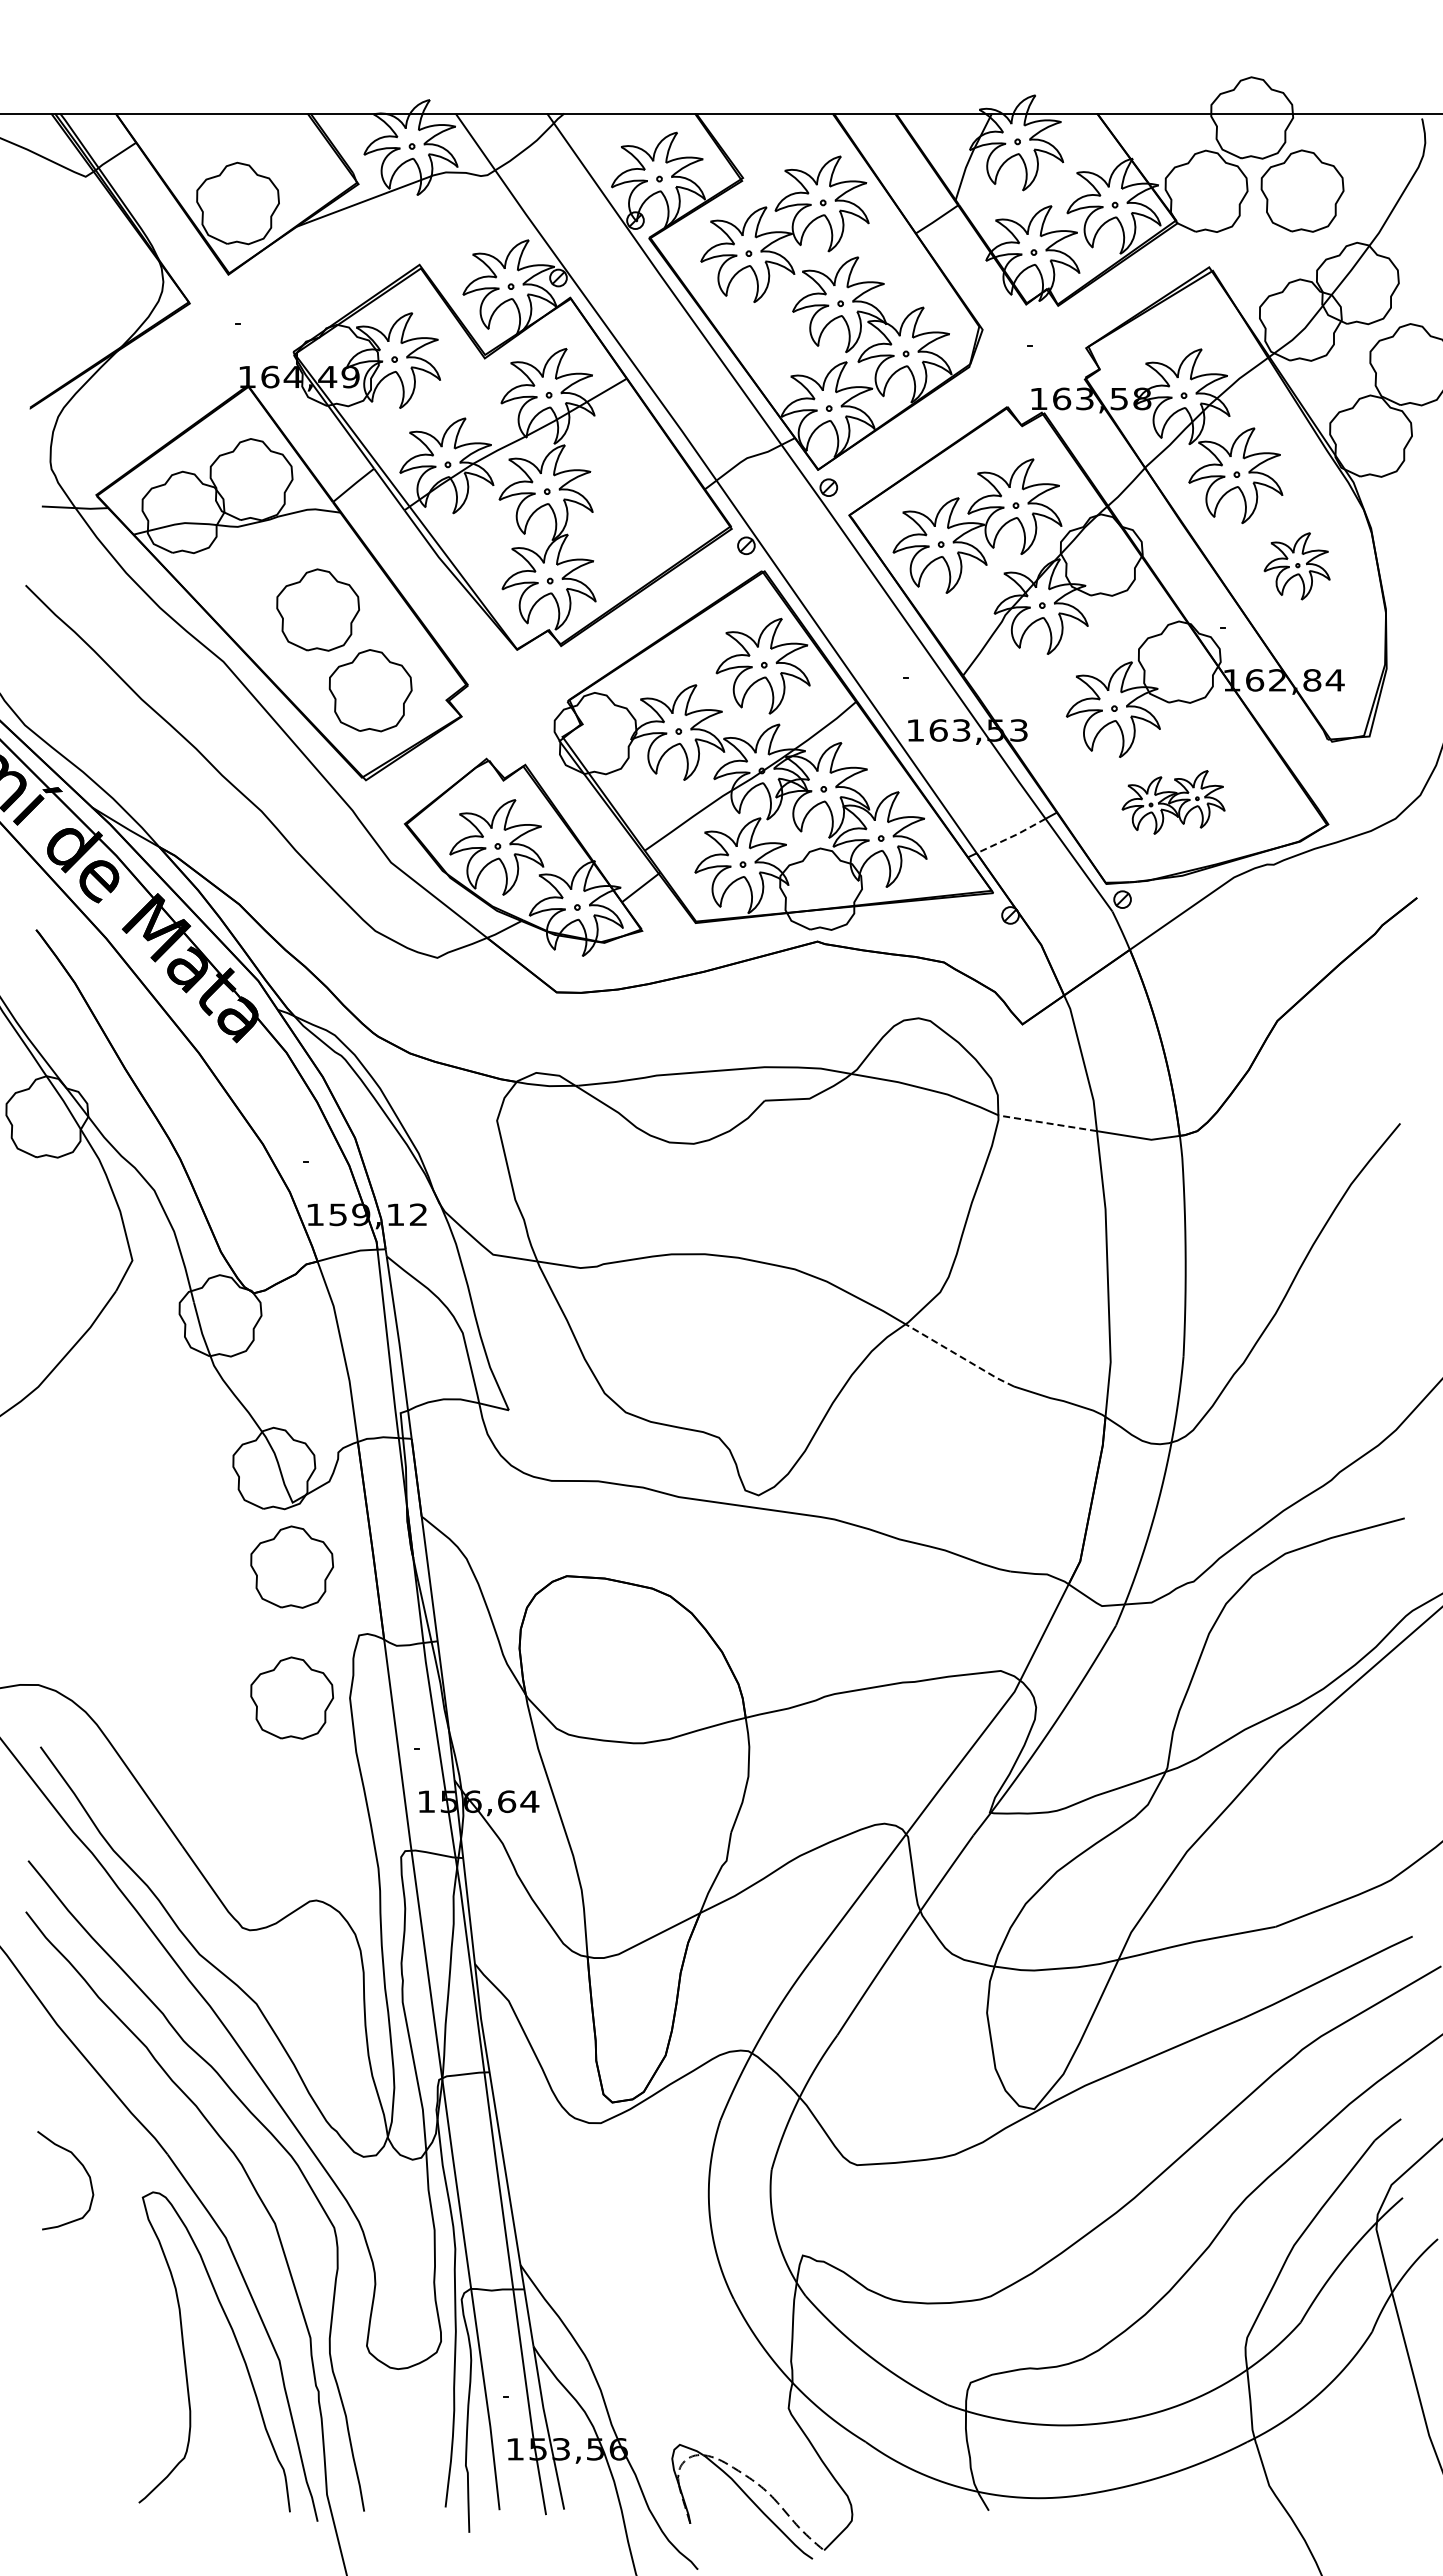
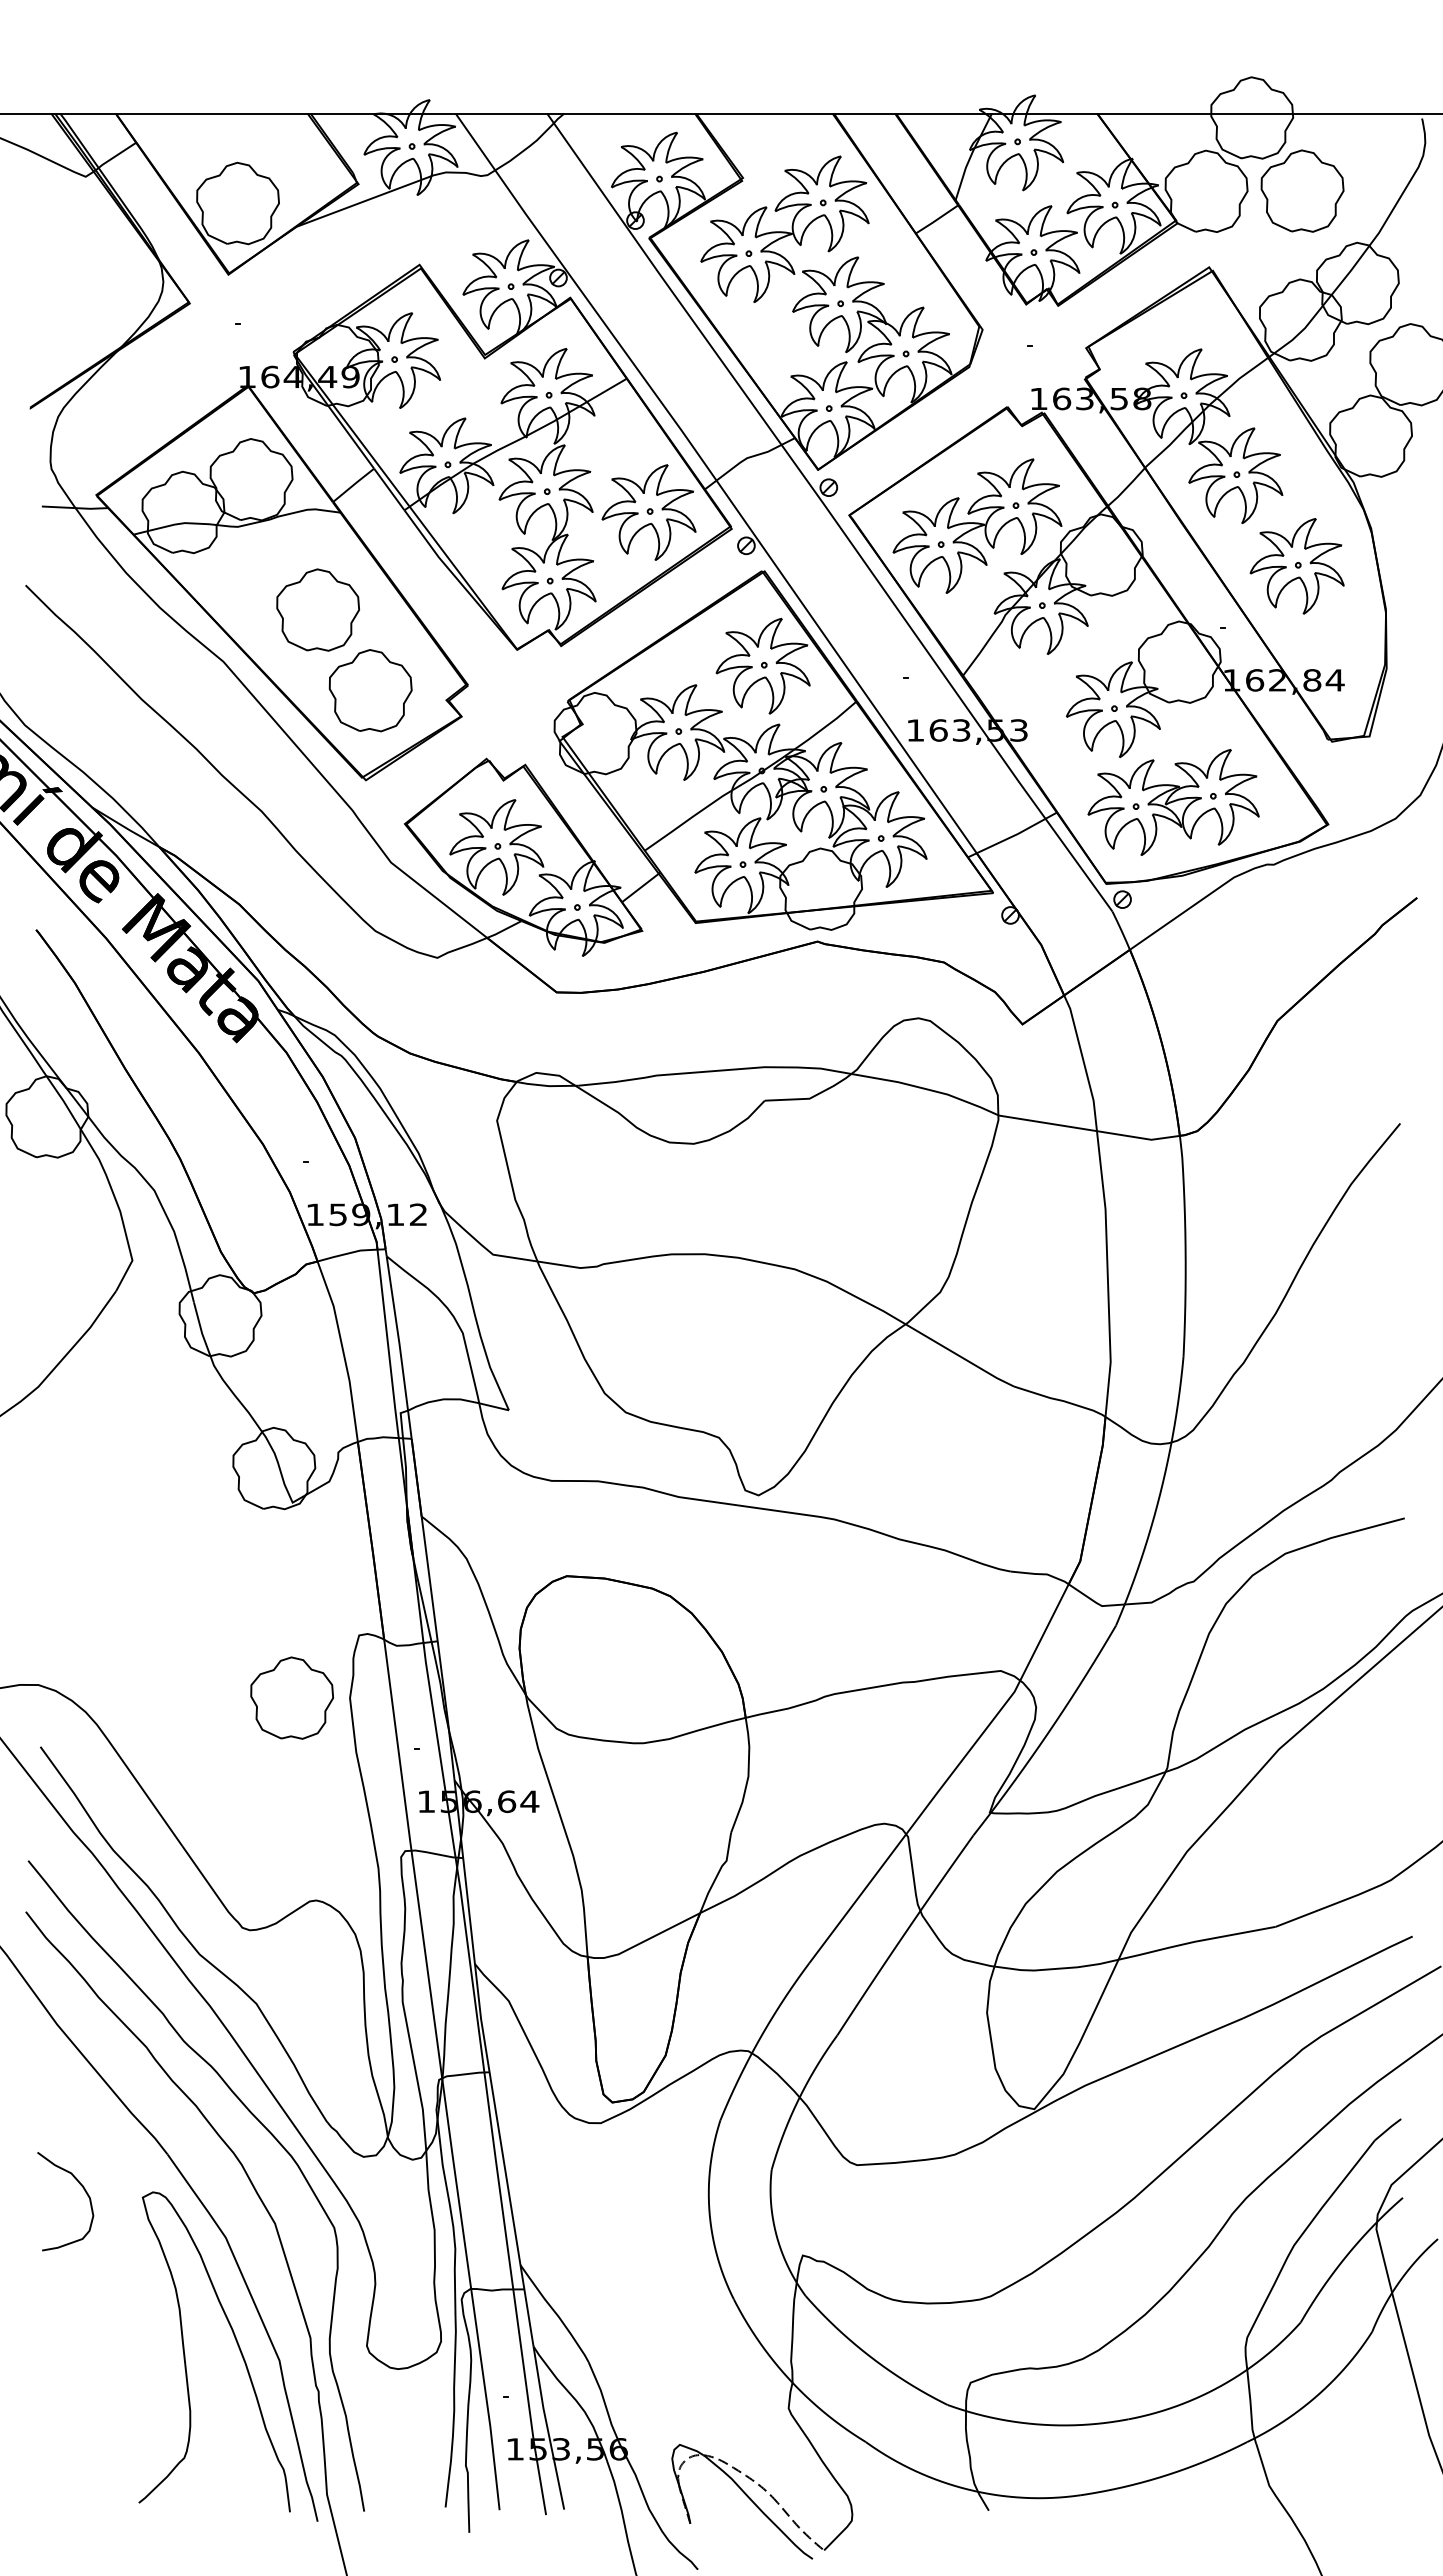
part: none -> present (648, 512)
part size: 68x69 px -> 96x97 px (1296, 566)
part size: 105x65 px -> 173x107 px (1173, 802)
line: dashed -> solid (1011, 836)
line: dashed -> solid (1047, 1123)
line: dashed -> solid (959, 1356)
part: present -> none (291, 1566)
curve position: (84, 2170) -> (84, 2191) (84, 2191)
